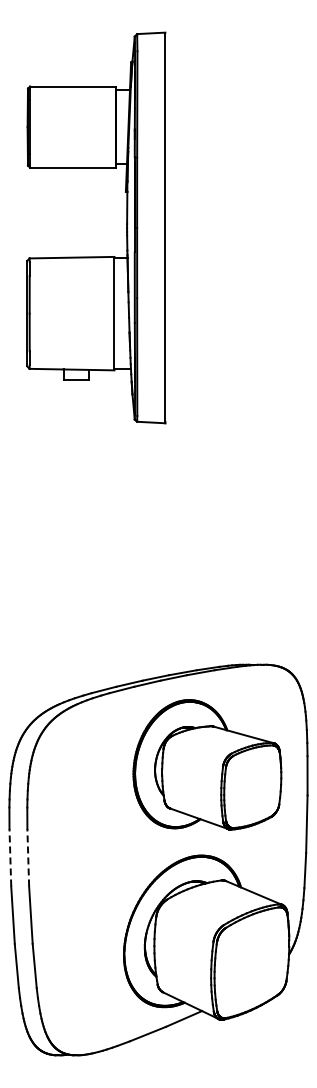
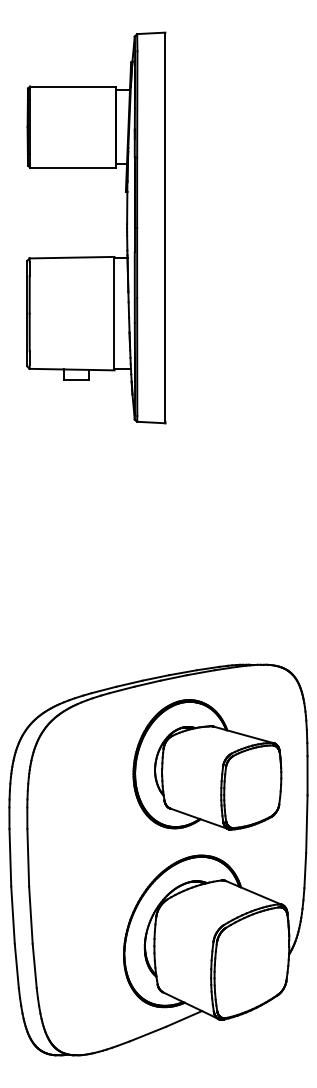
line: dashed -> solid (10, 857)
line: dashed -> solid (28, 857)
